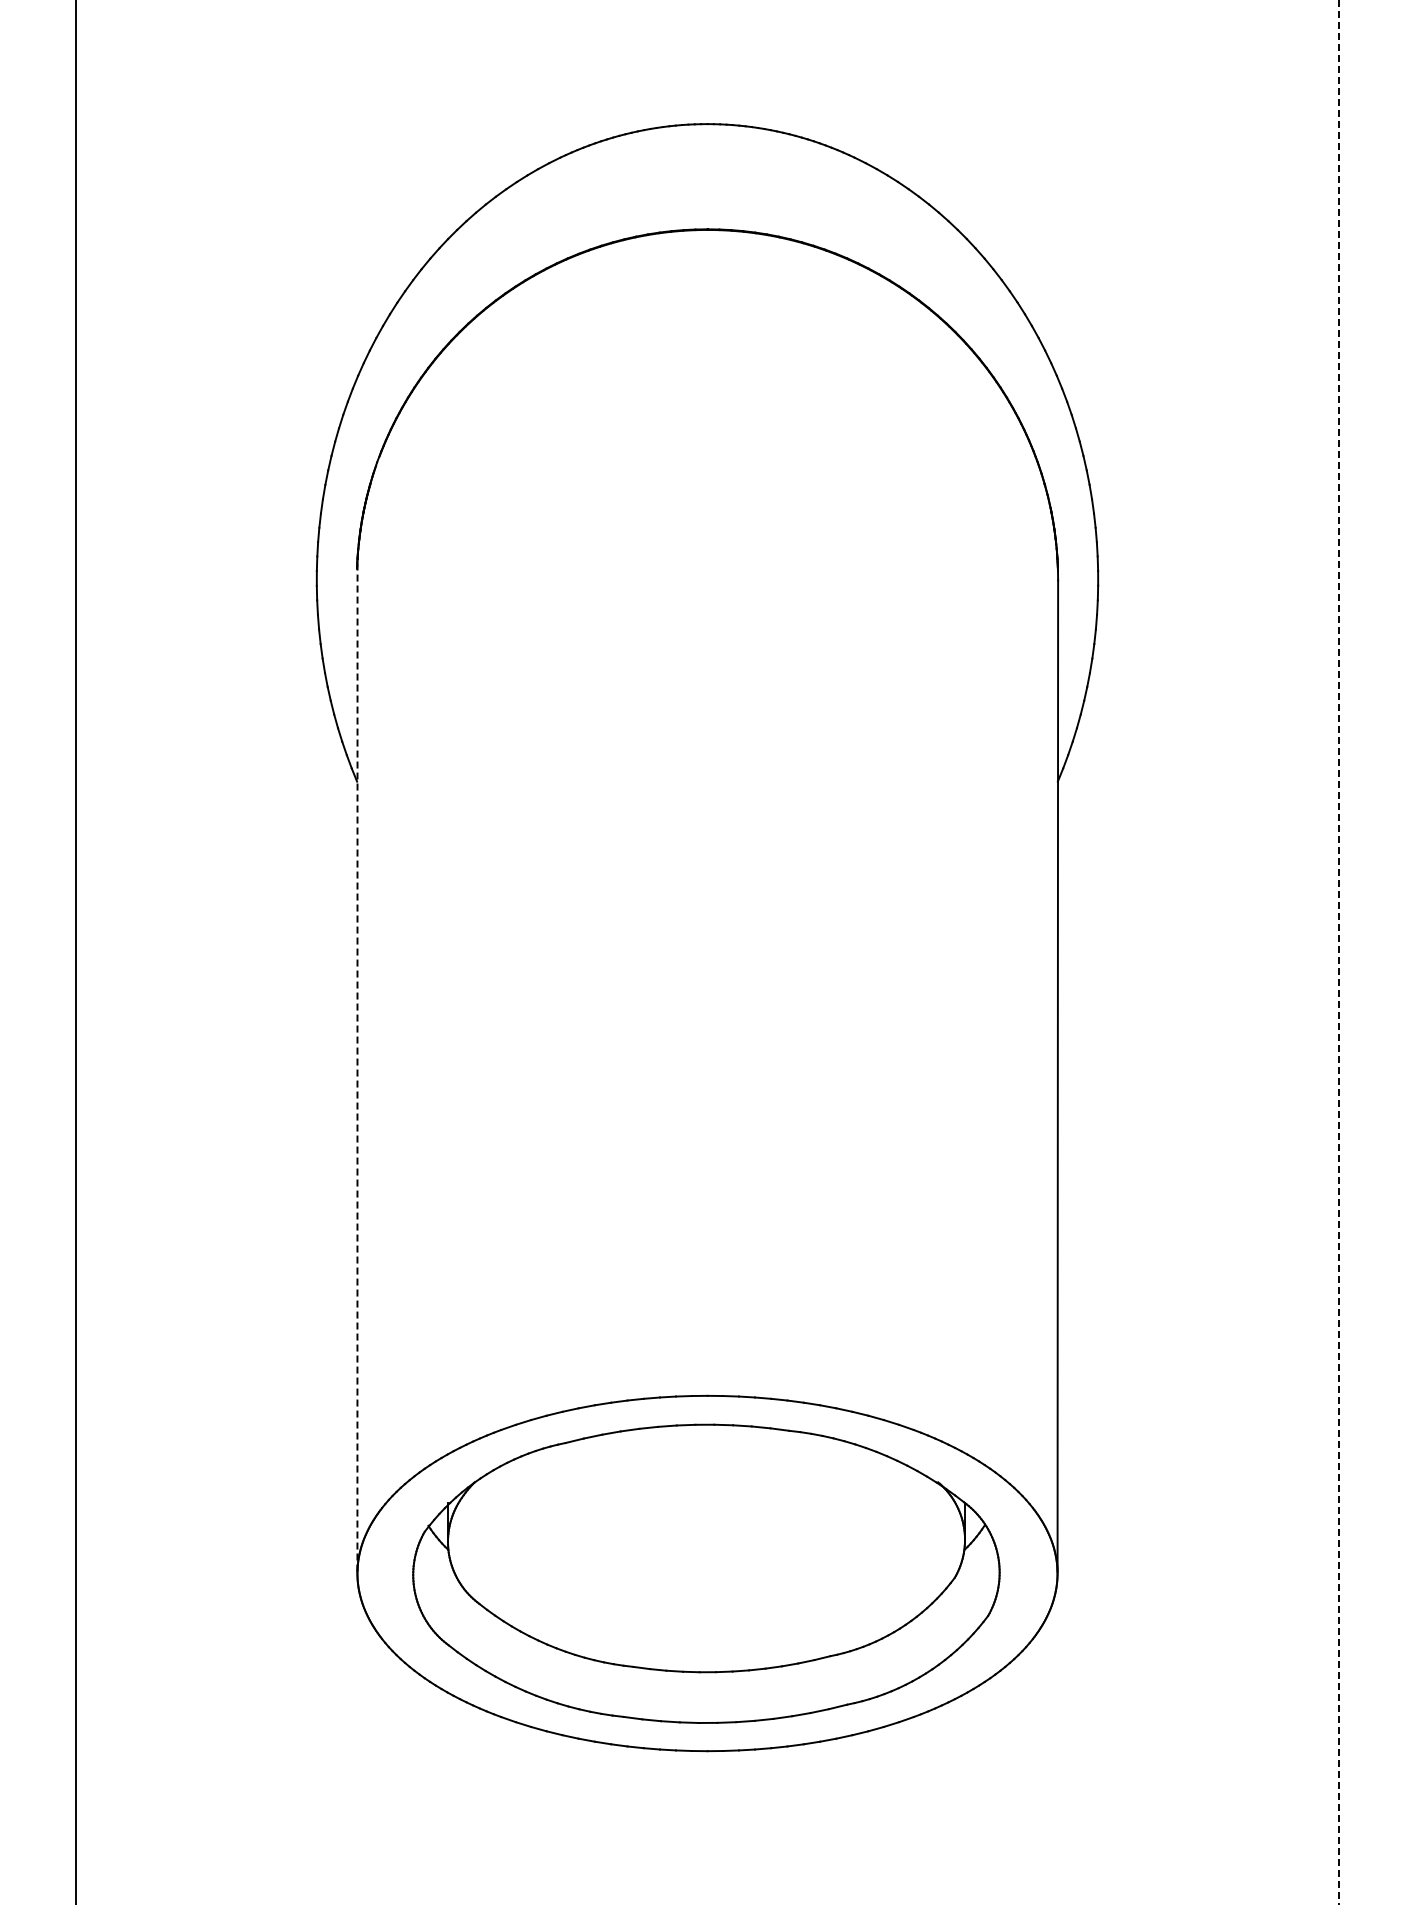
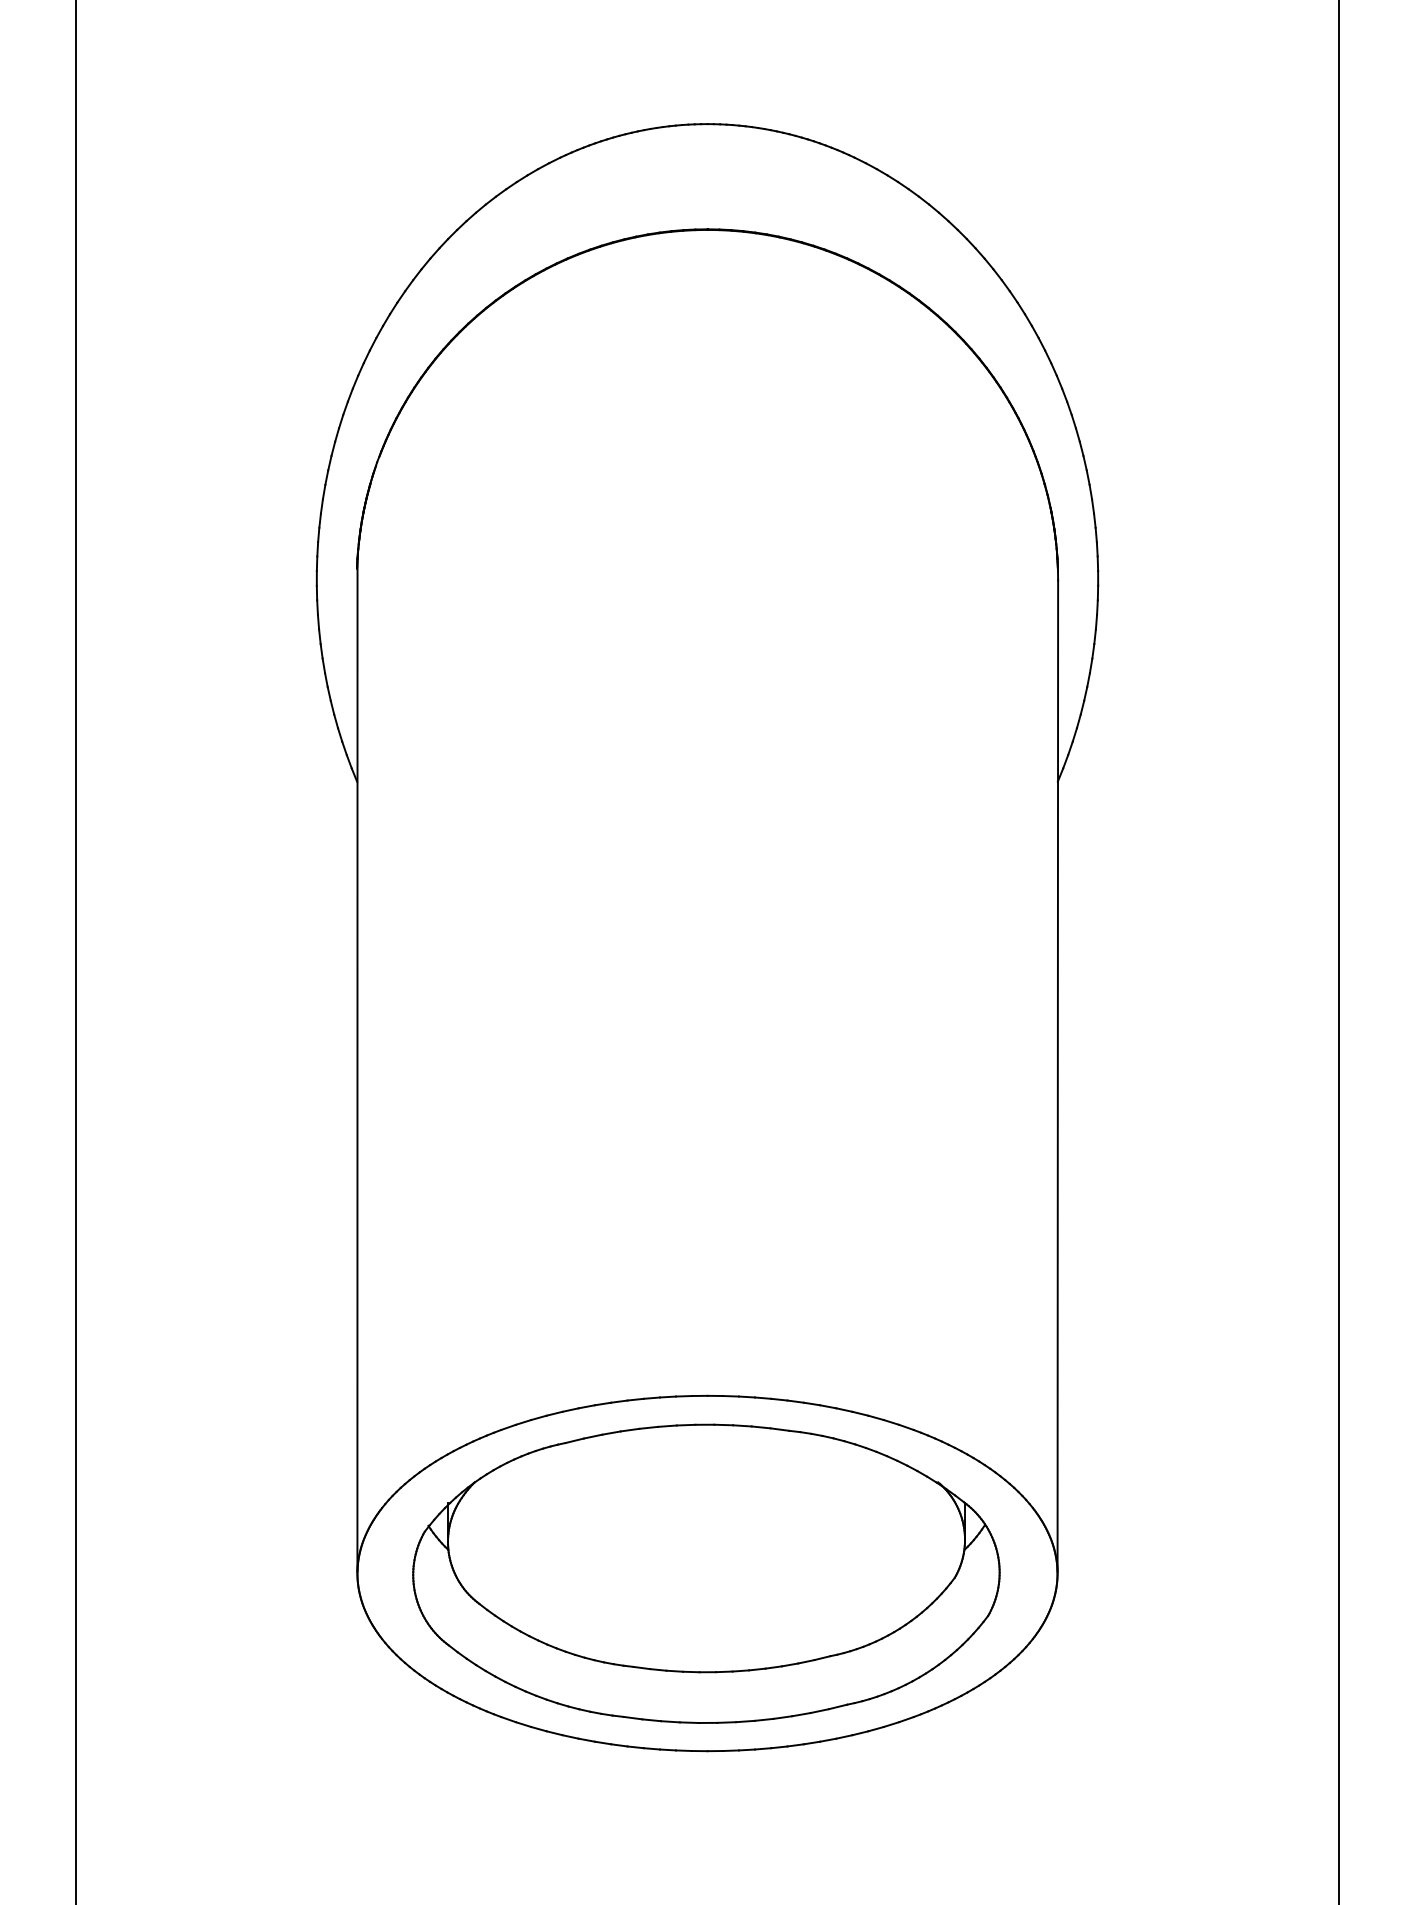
line: dashed -> solid (1338, 952)
line: dashed -> solid (357, 1064)
